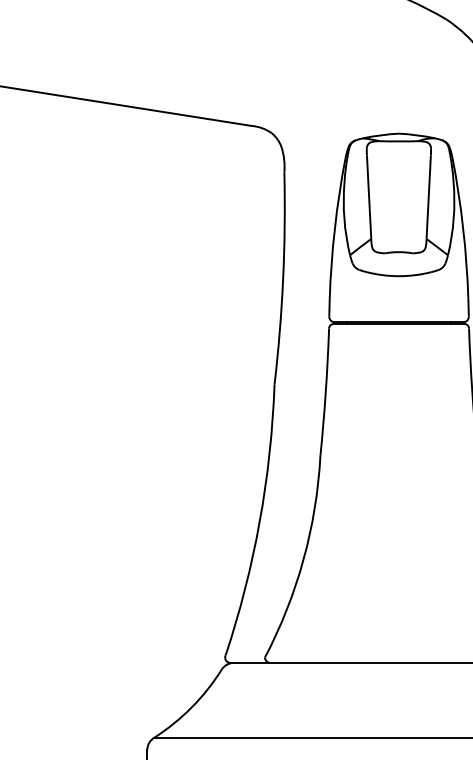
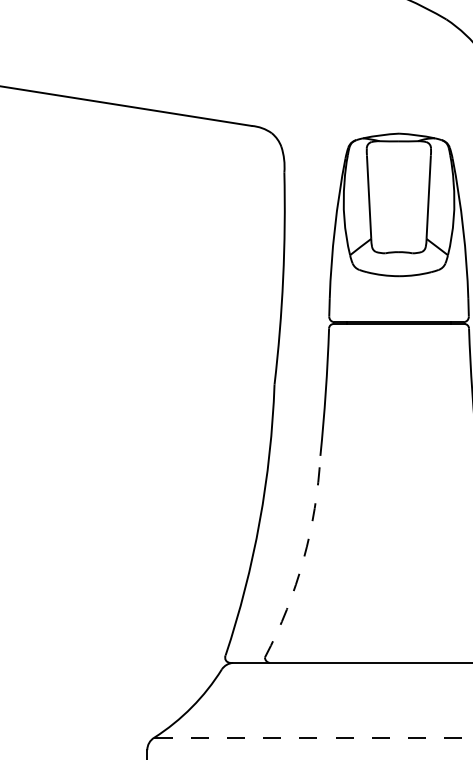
arc: solid -> dashed (303, 559)
line: solid -> dashed (314, 737)
